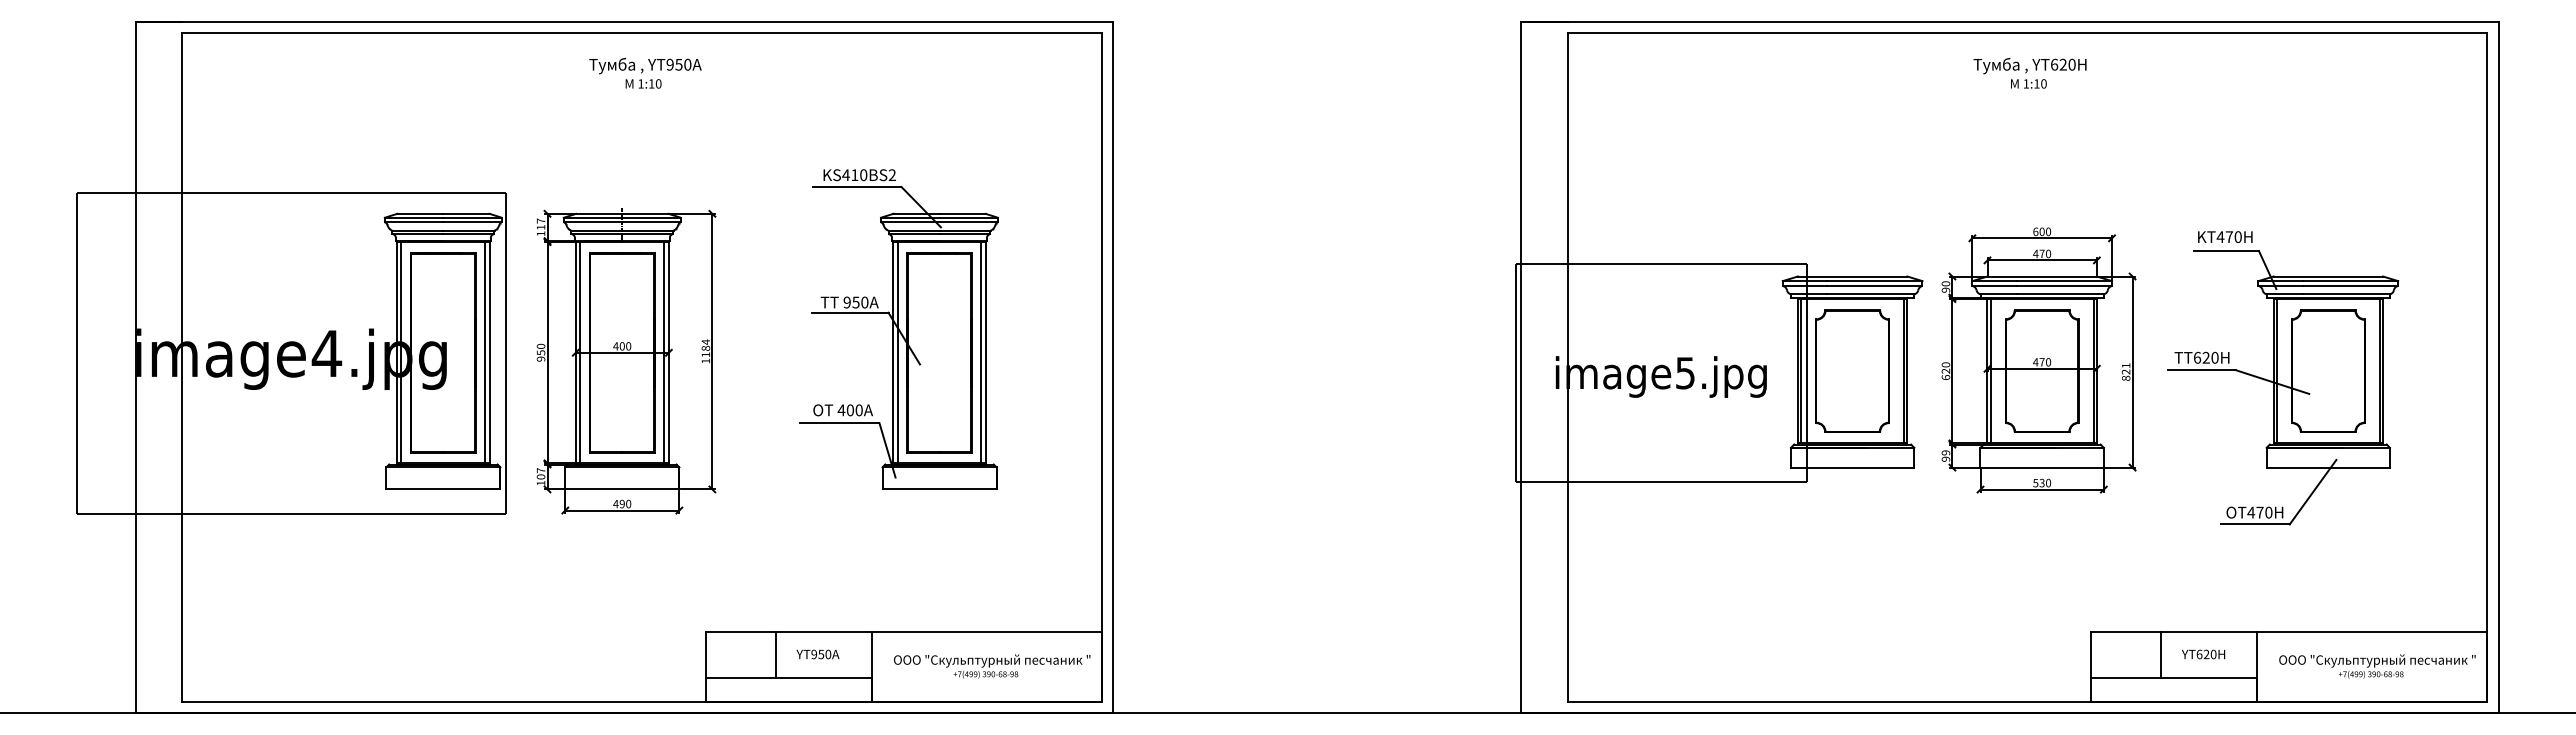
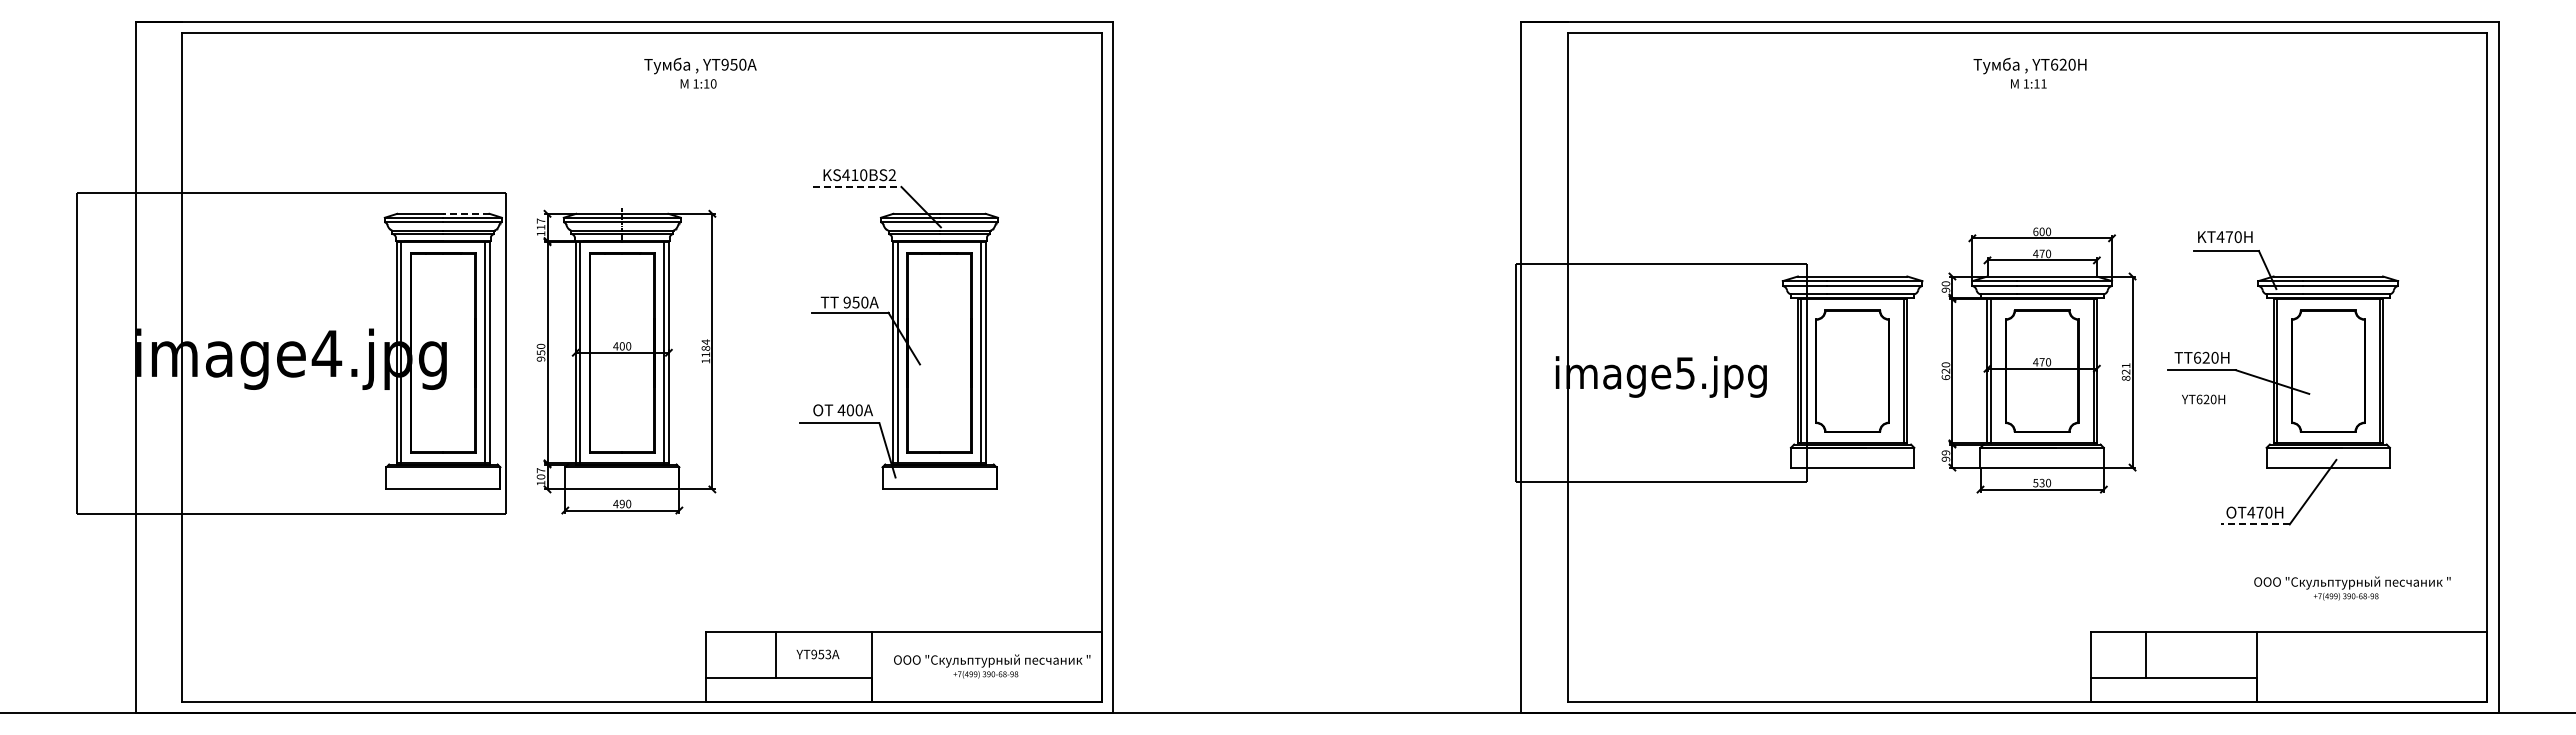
text position: (645, 72) -> (700, 72) (700, 72)
text: 1:10 -> 1:11 (2043, 83)
line: solid -> dashed (857, 186)
line: solid -> dashed (465, 213)
line: solid -> dashed (2254, 524)
text: YT950A -> YT953A (828, 654)
line position: (2161, 654) -> (2146, 654) (2146, 654)
text position: (2203, 654) -> (2203, 399) (2203, 399)
text position: (2377, 666) -> (2352, 588) (2352, 588)
